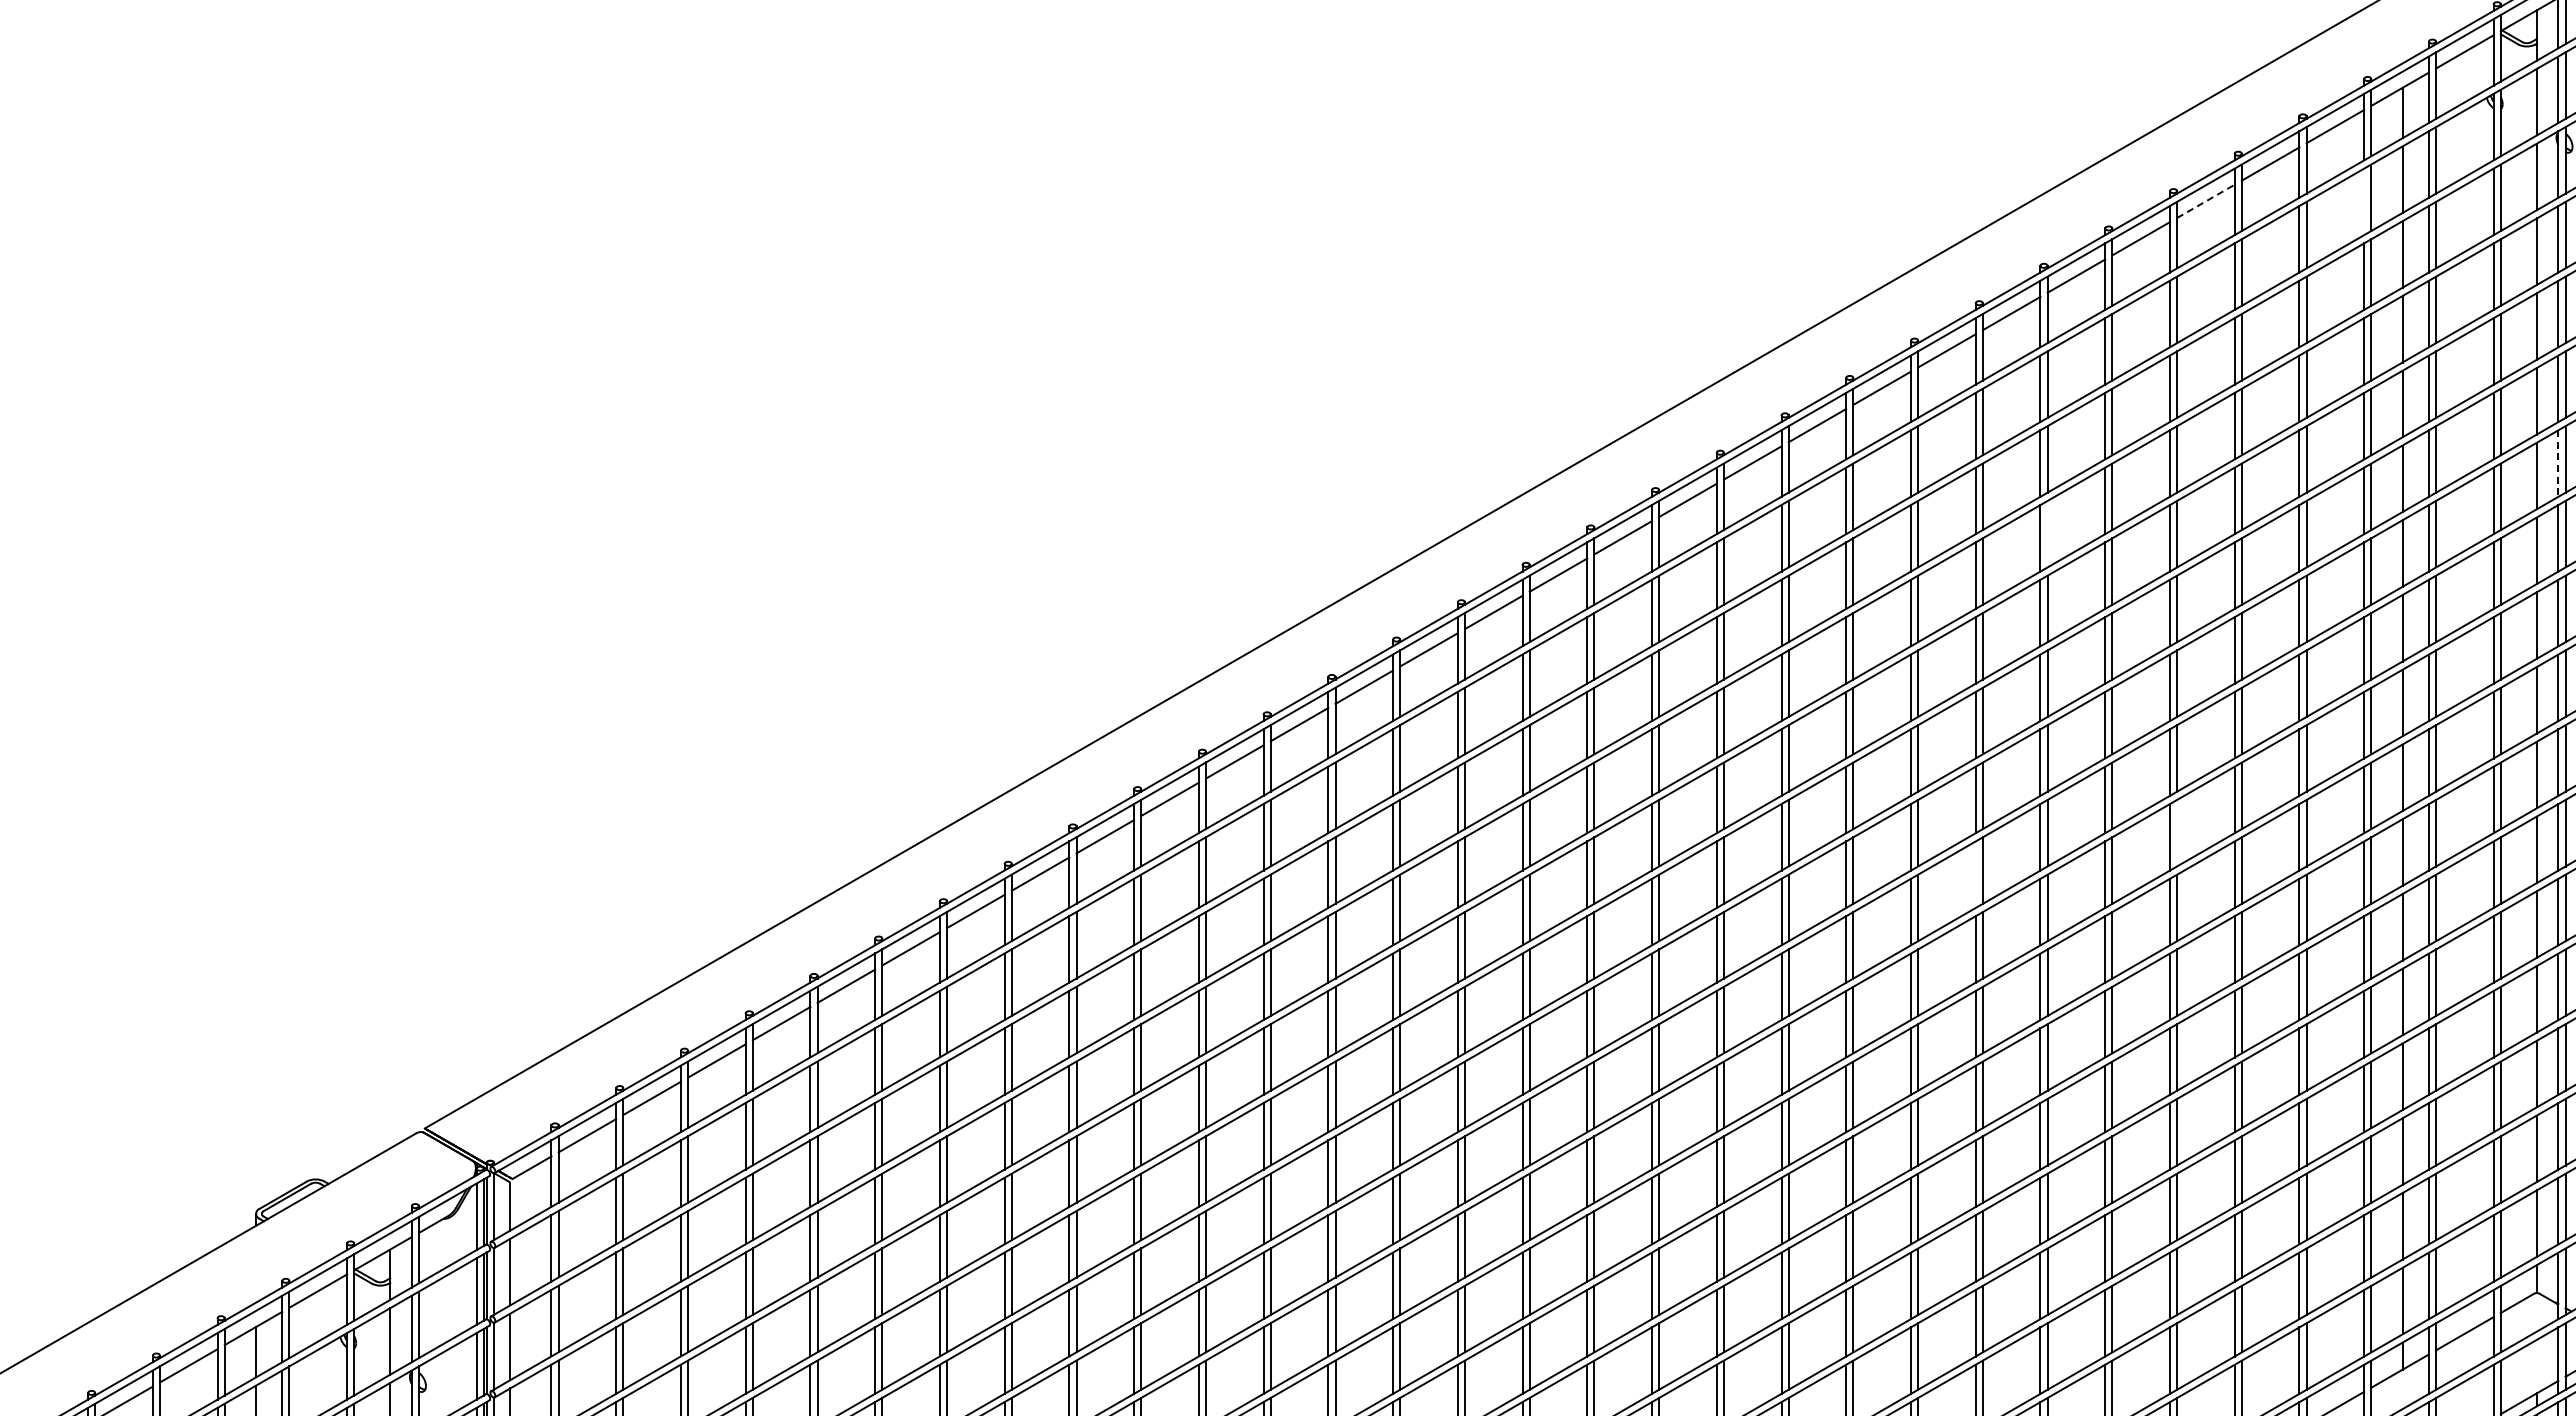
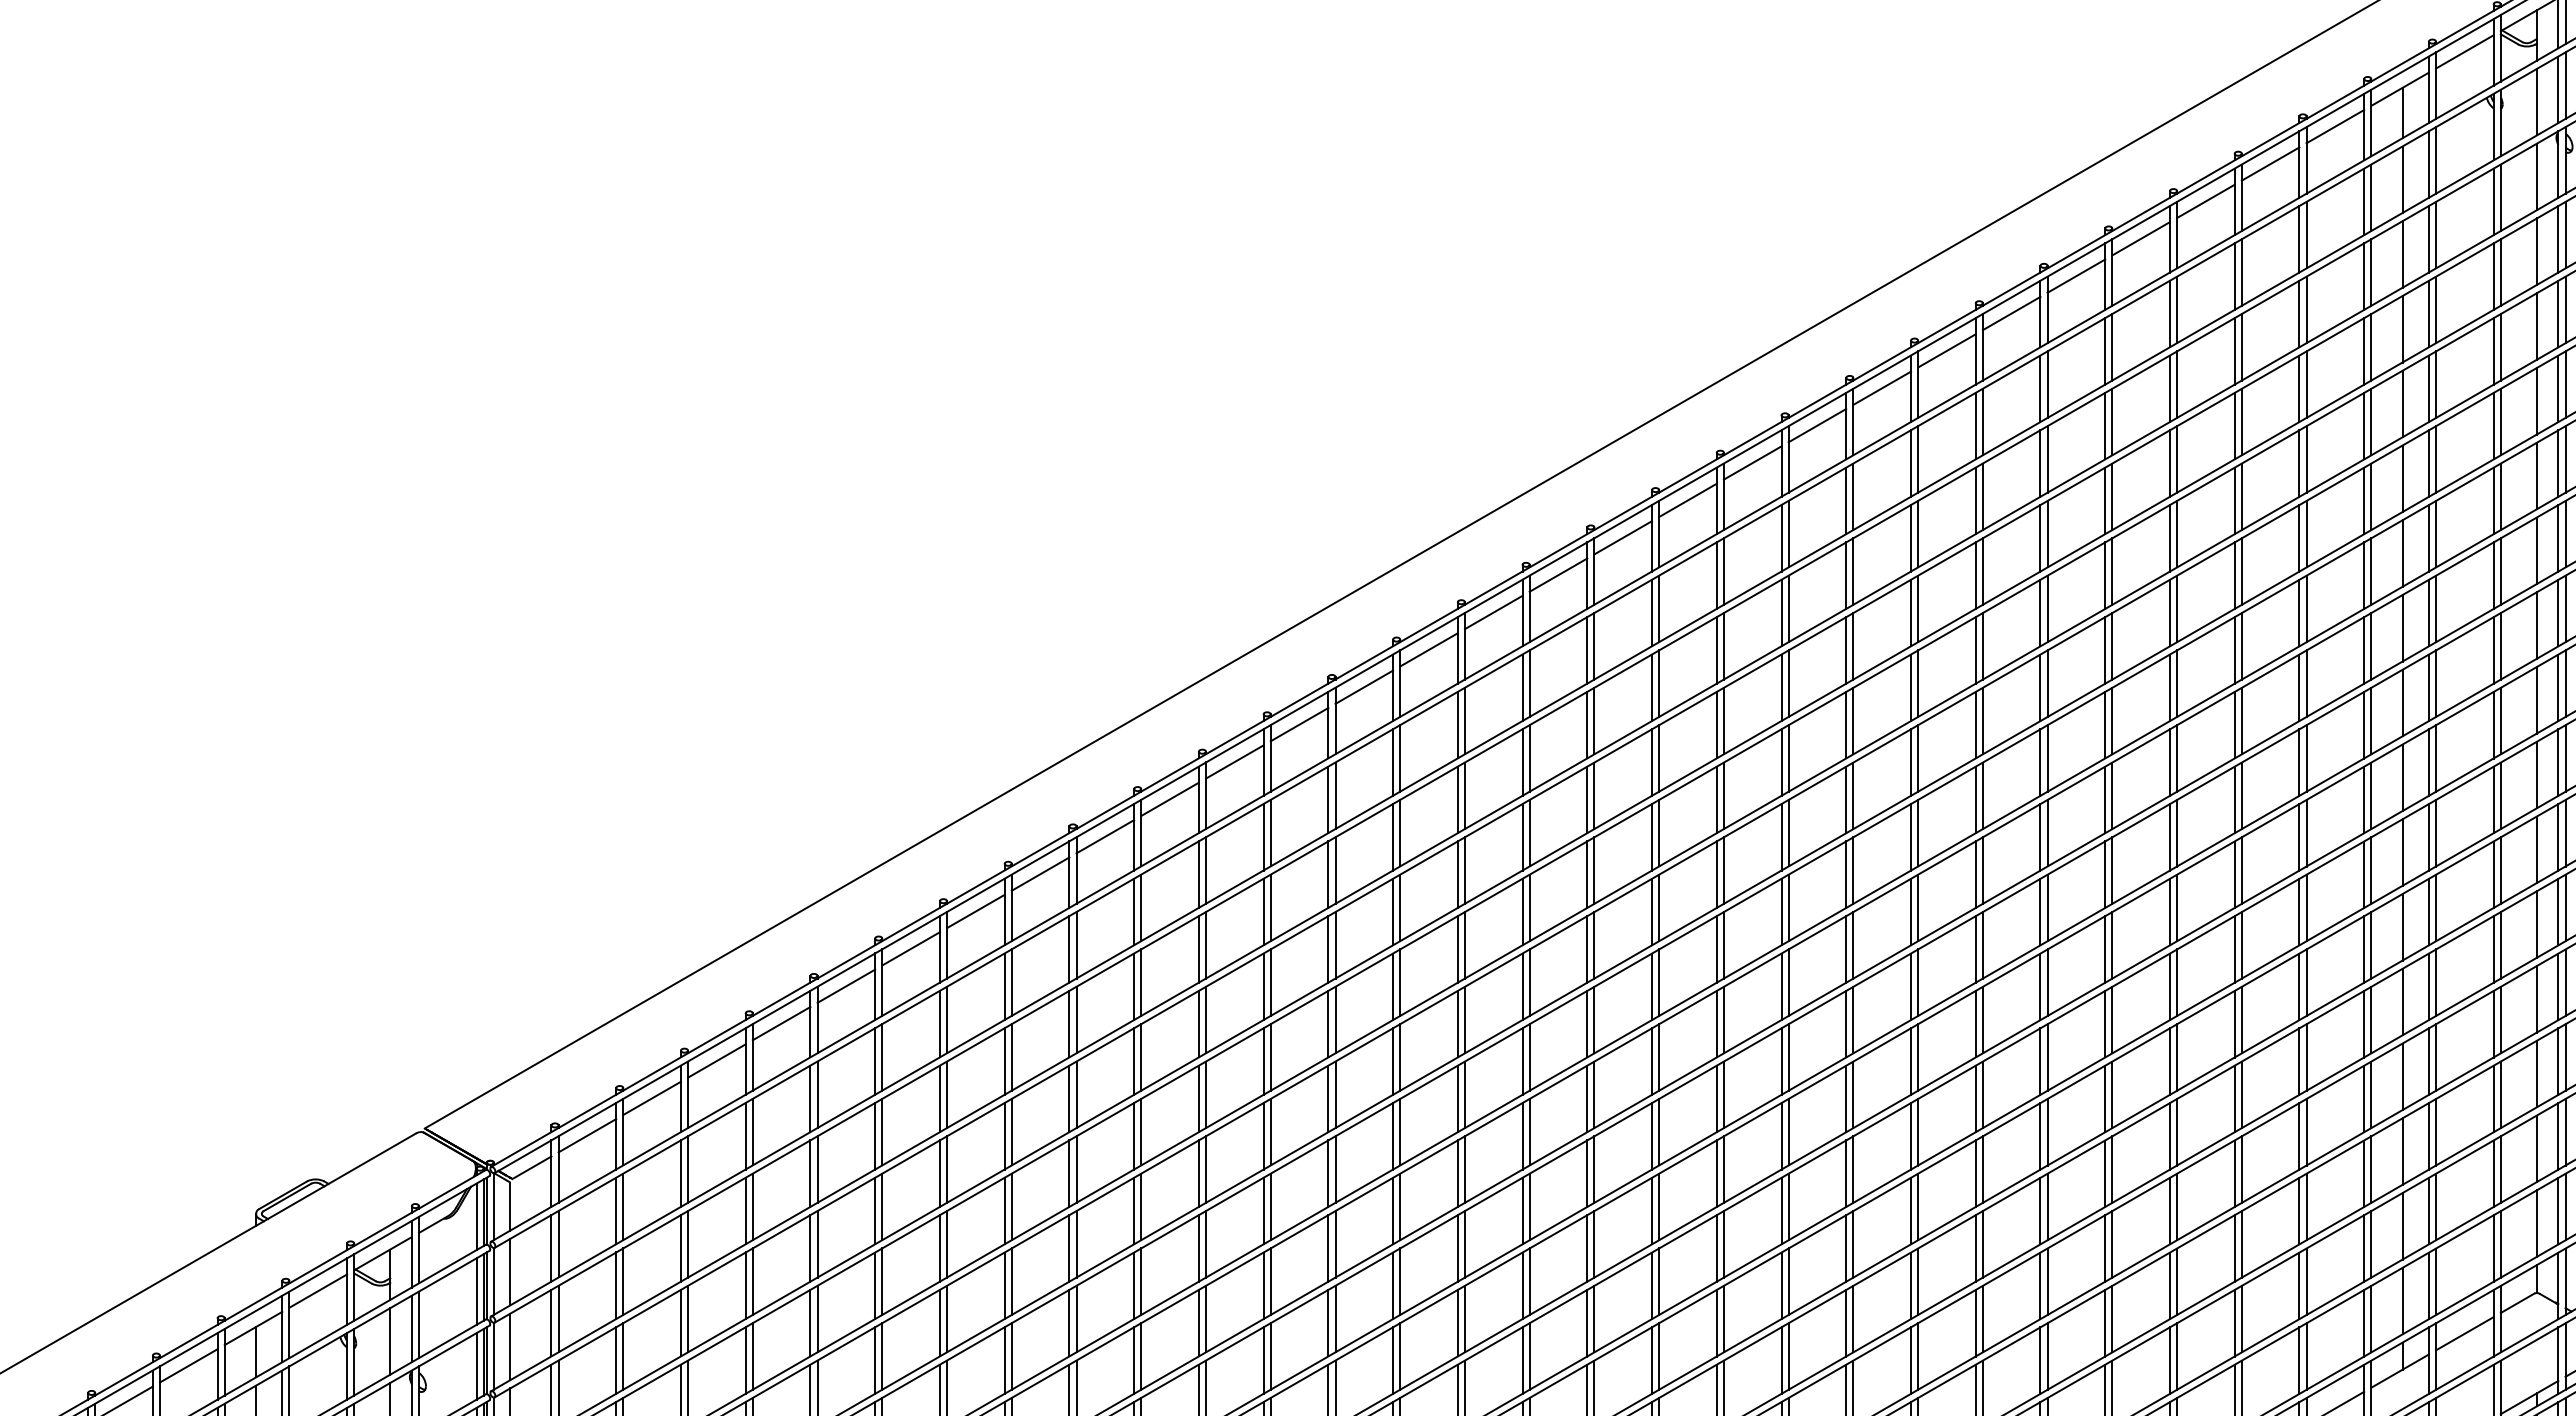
line: dashed -> solid (2206, 201)
line: none -> present (2364, 201)
line: dashed -> solid (2558, 464)
line: none -> present (2047, 533)
line: none -> present (2177, 832)
line: none -> present (1975, 874)
